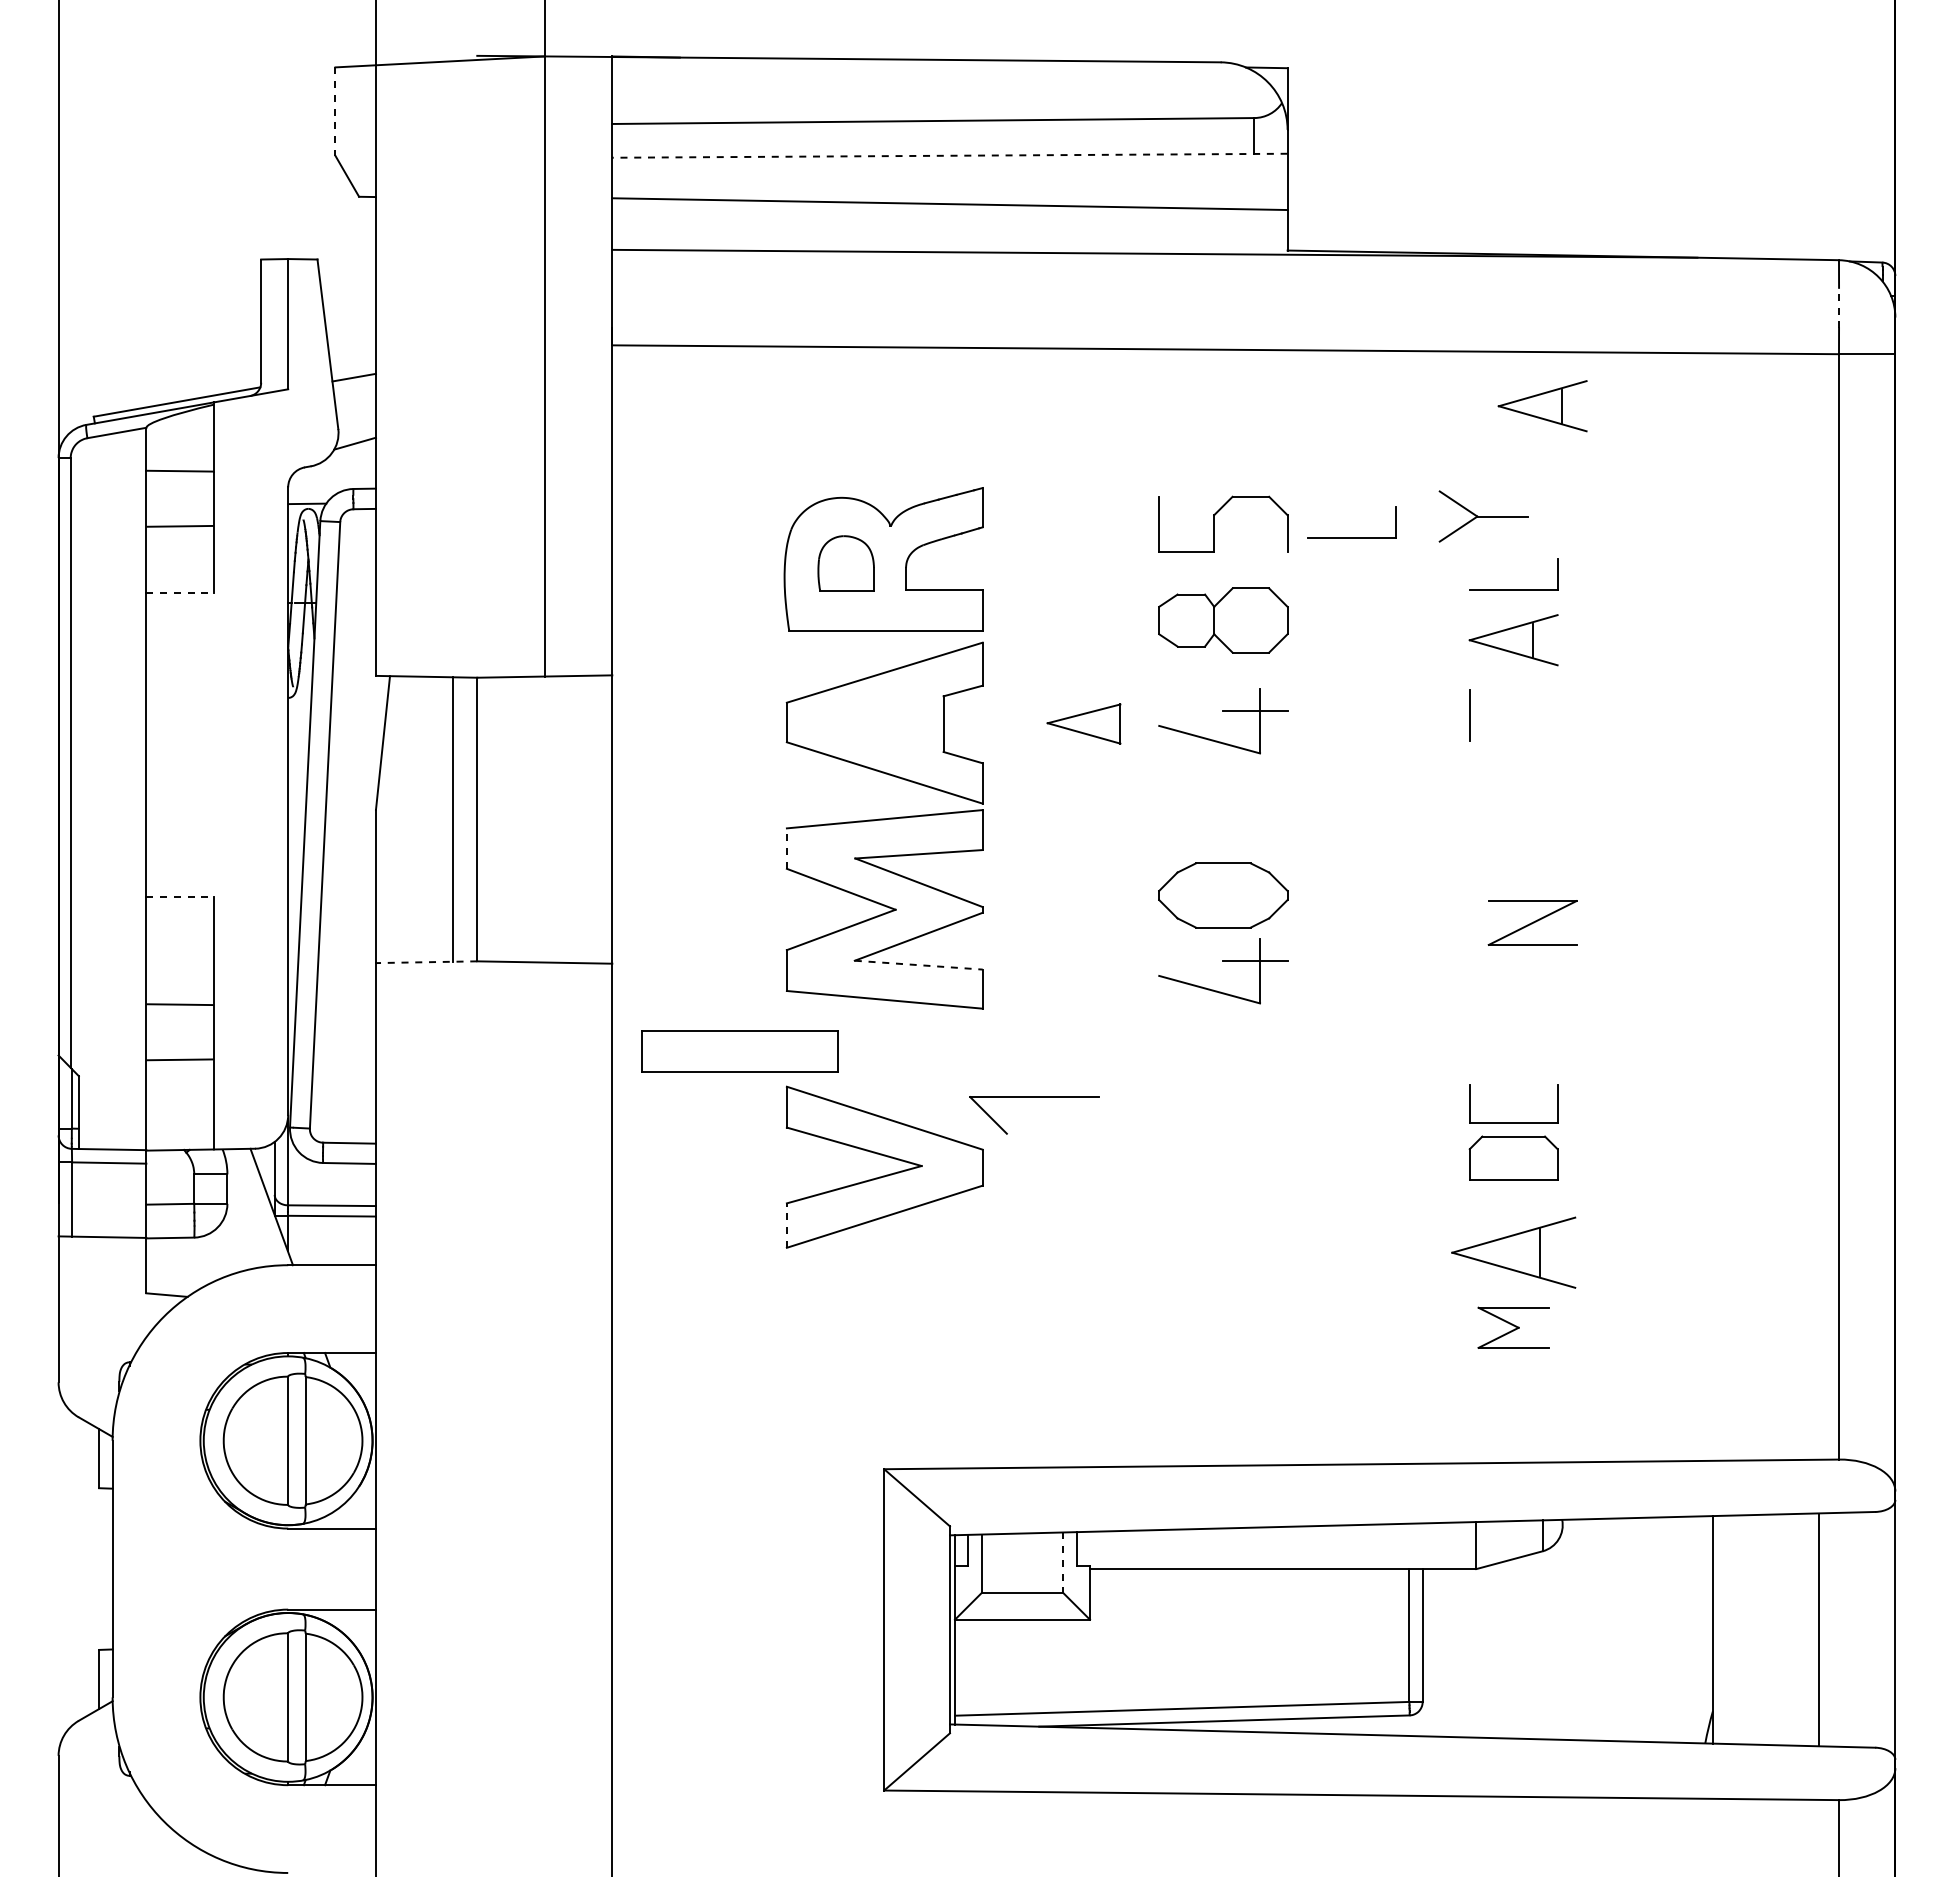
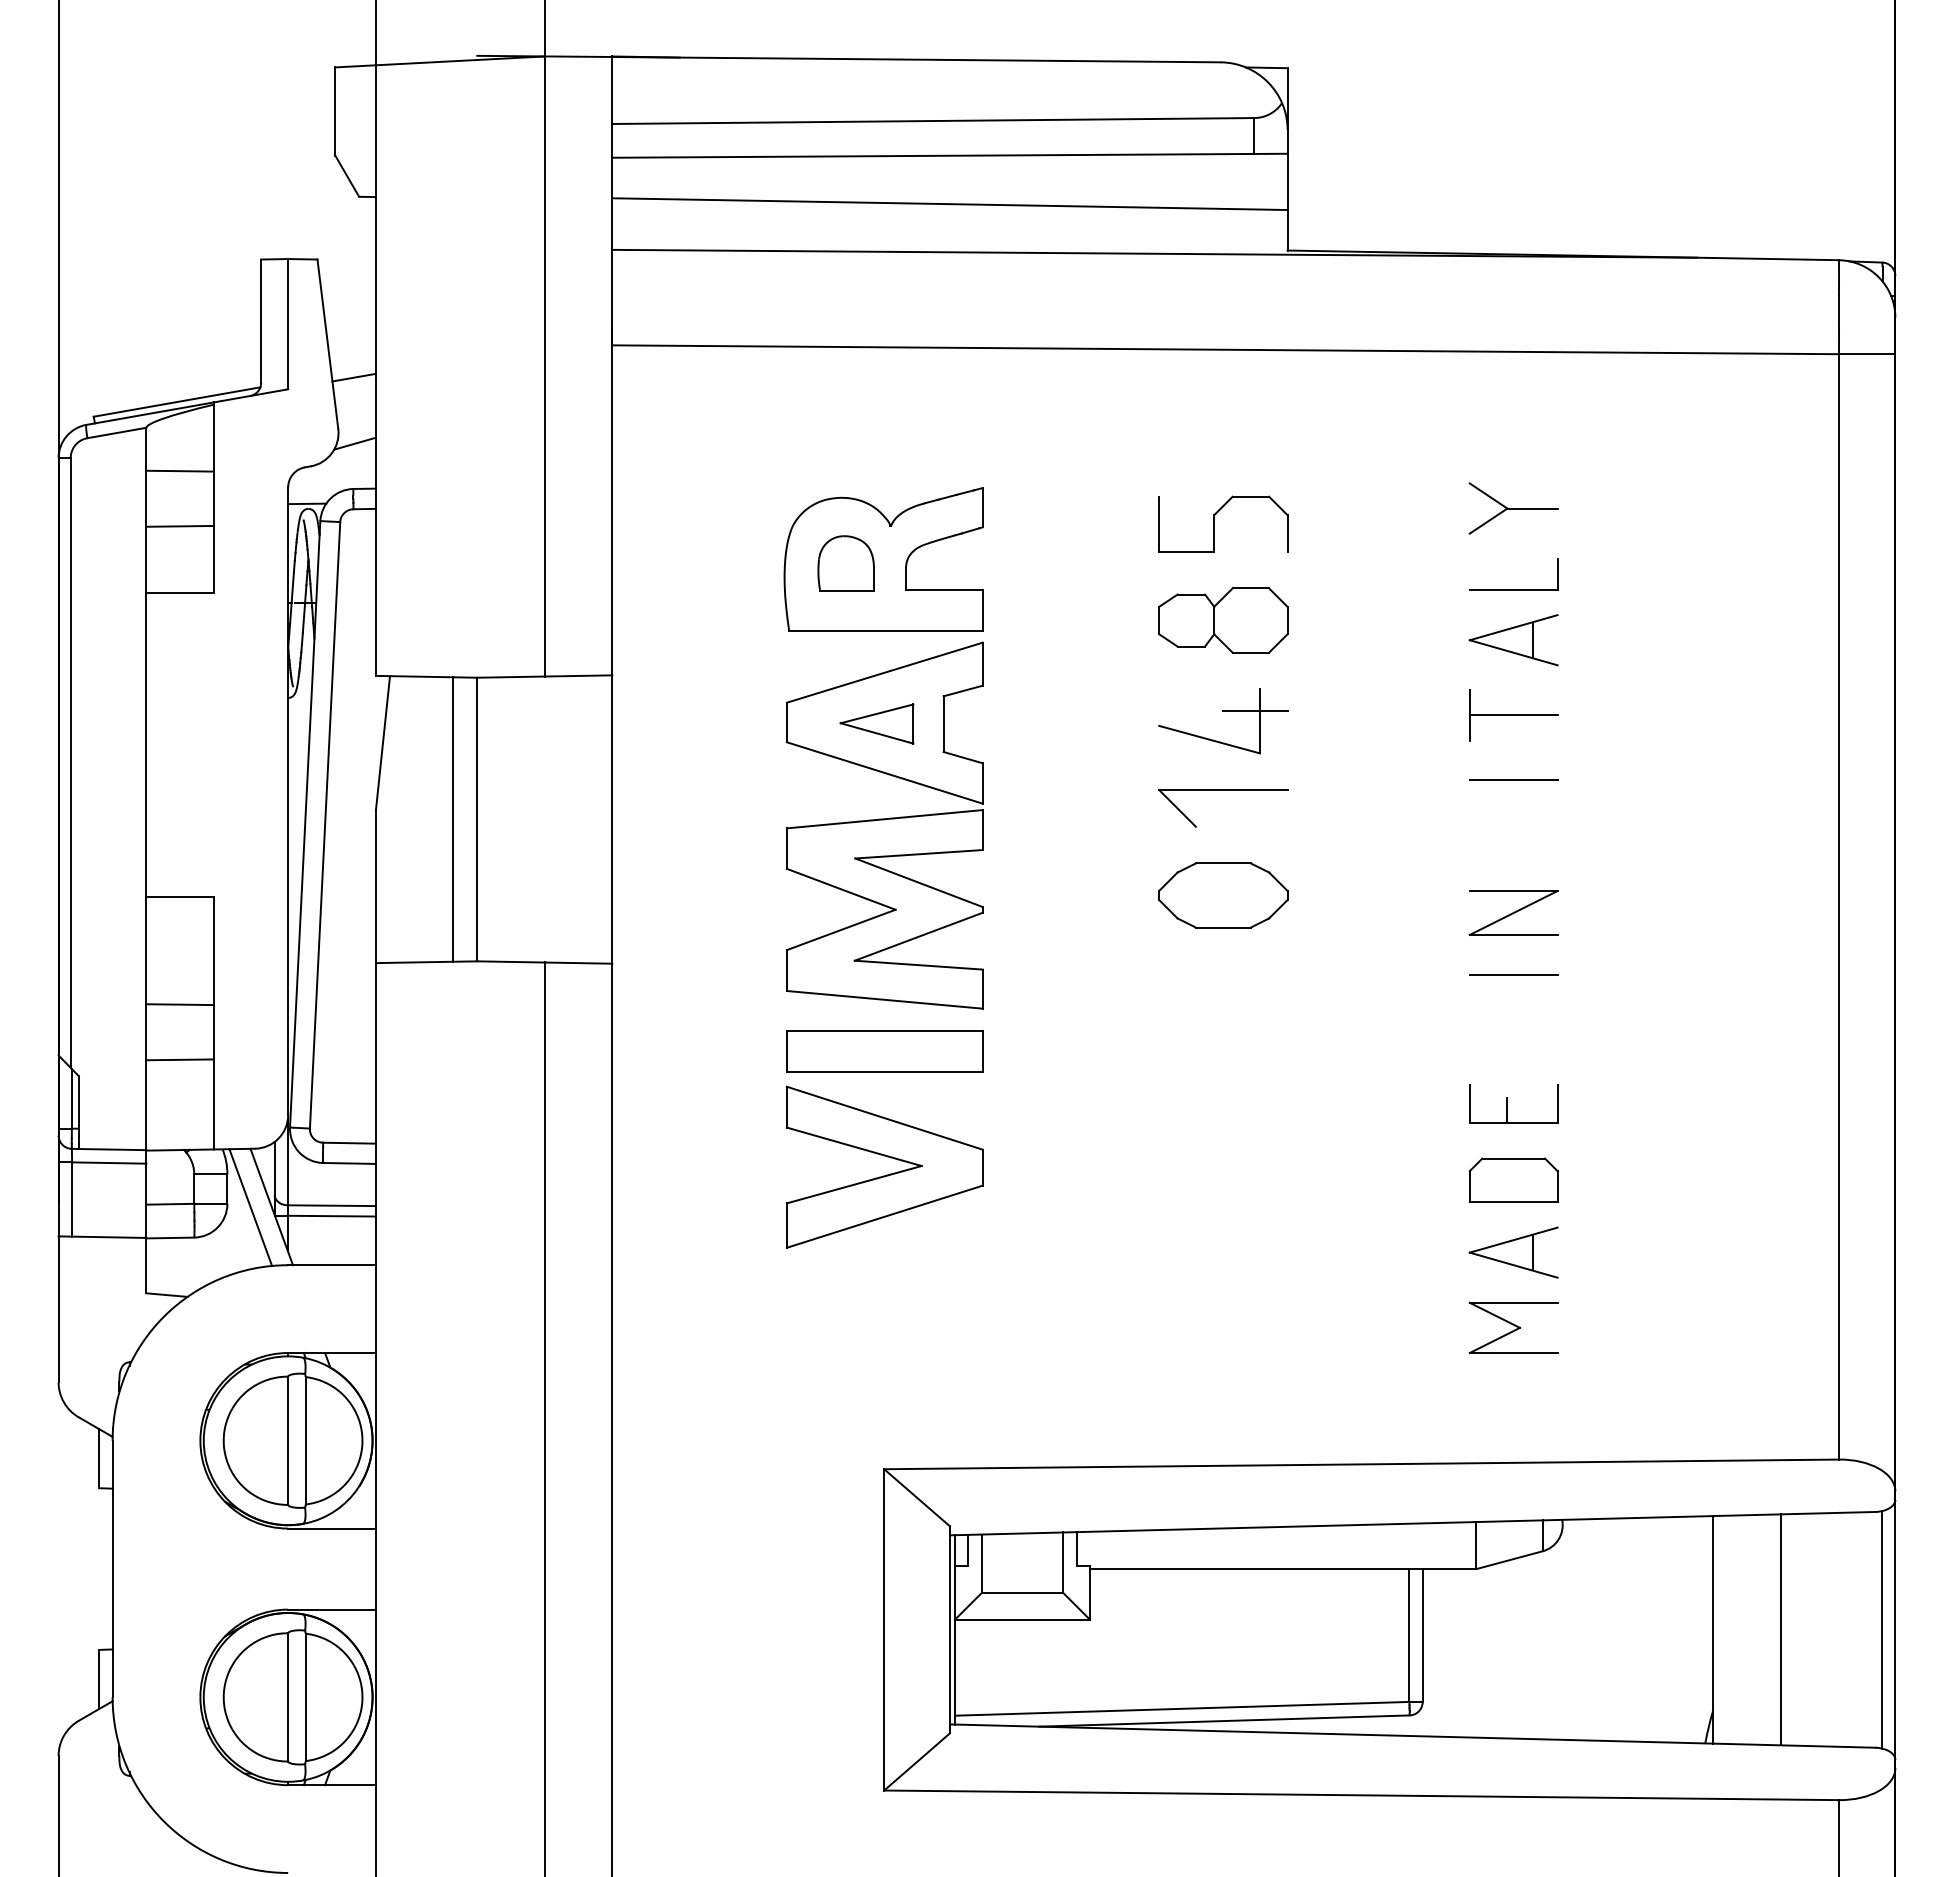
line: dashed -> solid (335, 112)
line: dashed -> solid (949, 155)
line: dashed -> solid (1839, 307)
part: present -> none (1542, 406)
part position: (1483, 516) -> (1513, 508) (1513, 508)
part: present -> none (1351, 537)
line: dashed -> solid (180, 593)
line: none -> present (1513, 715)
part position: (1083, 723) -> (876, 723) (876, 723)
line: none -> present (1513, 780)
line: dashed -> solid (786, 848)
line: dashed -> solid (180, 897)
part position: (1532, 922) -> (1513, 912) (1513, 912)
part: present -> none (1223, 961)
line: dashed -> solid (426, 962)
line: dashed -> solid (919, 965)
line: none -> present (1513, 974)
part position: (739, 1051) -> (884, 1051) (884, 1051)
part position: (1034, 1097) -> (1223, 790) (1223, 790)
line: none -> present (1507, 1110)
part position: (1513, 1157) -> (1513, 1179) (1513, 1179)
line: none -> present (250, 1207)
line: dashed -> solid (786, 1225)
part size: 126x73 px -> 91x53 px (1513, 1252)
part size: 73x43 px -> 91x53 px (1513, 1327)
line: none -> present (544, 1417)
line: dashed -> solid (1063, 1563)
line position: (1818, 1629) -> (1780, 1629) (1780, 1629)
line: none -> present (1882, 1629)
